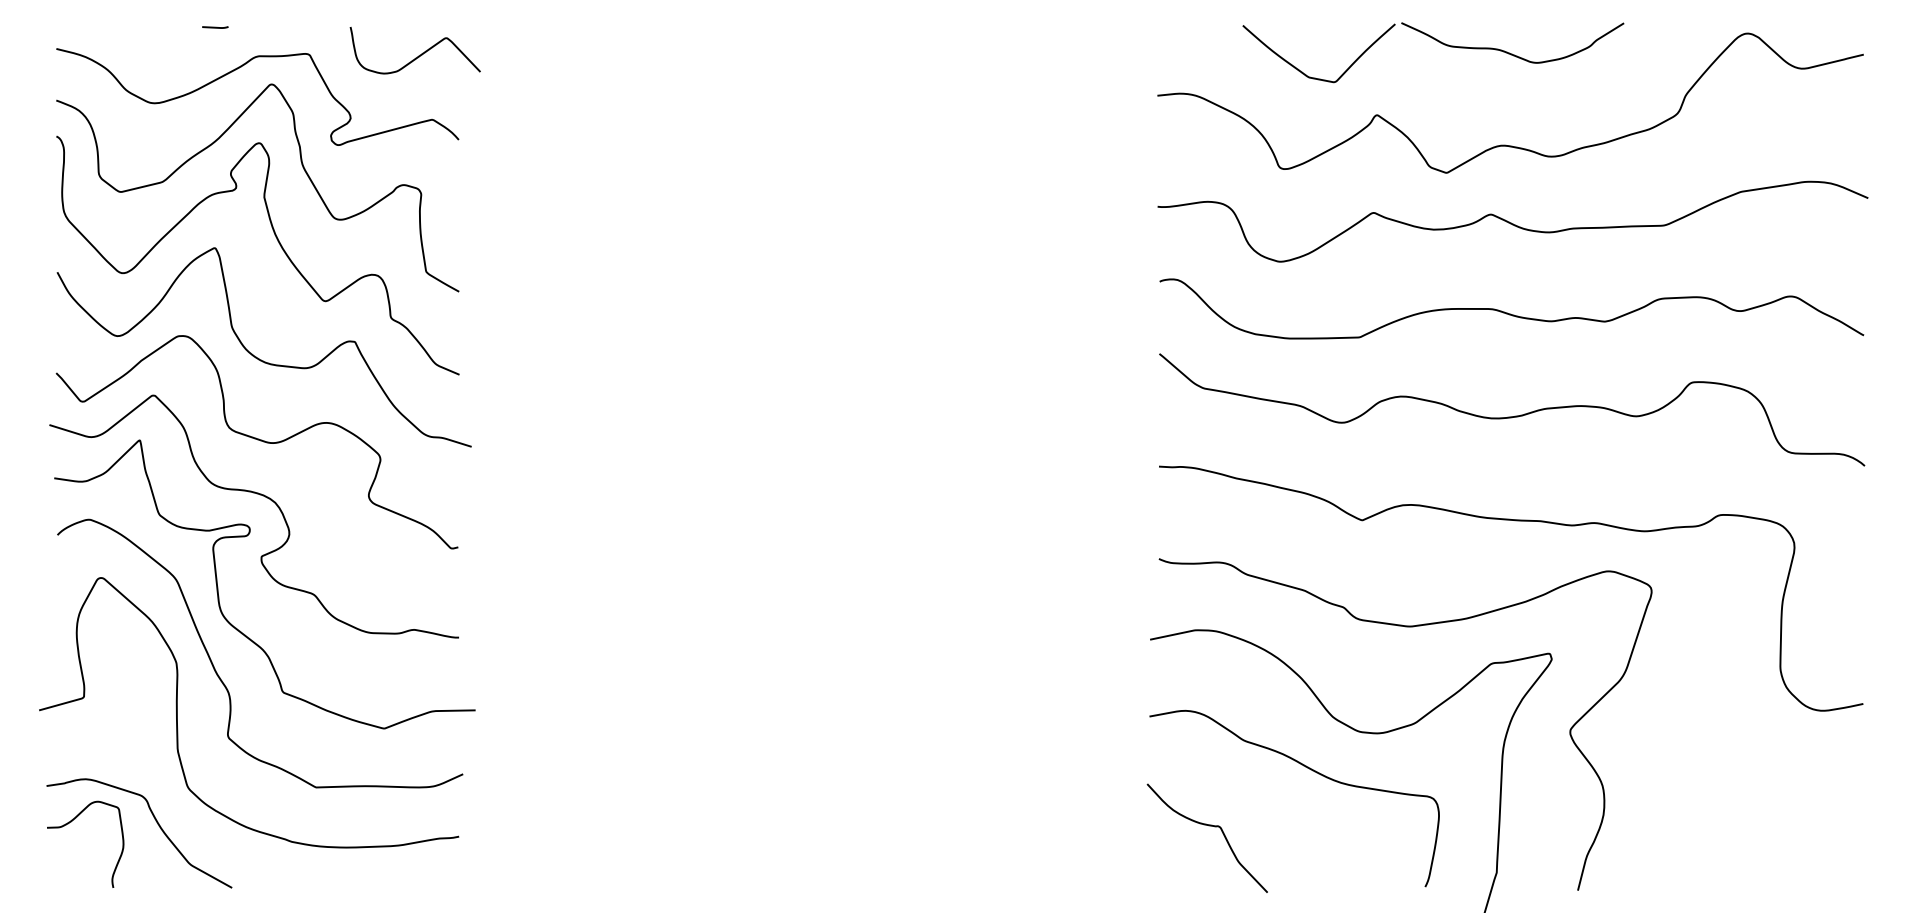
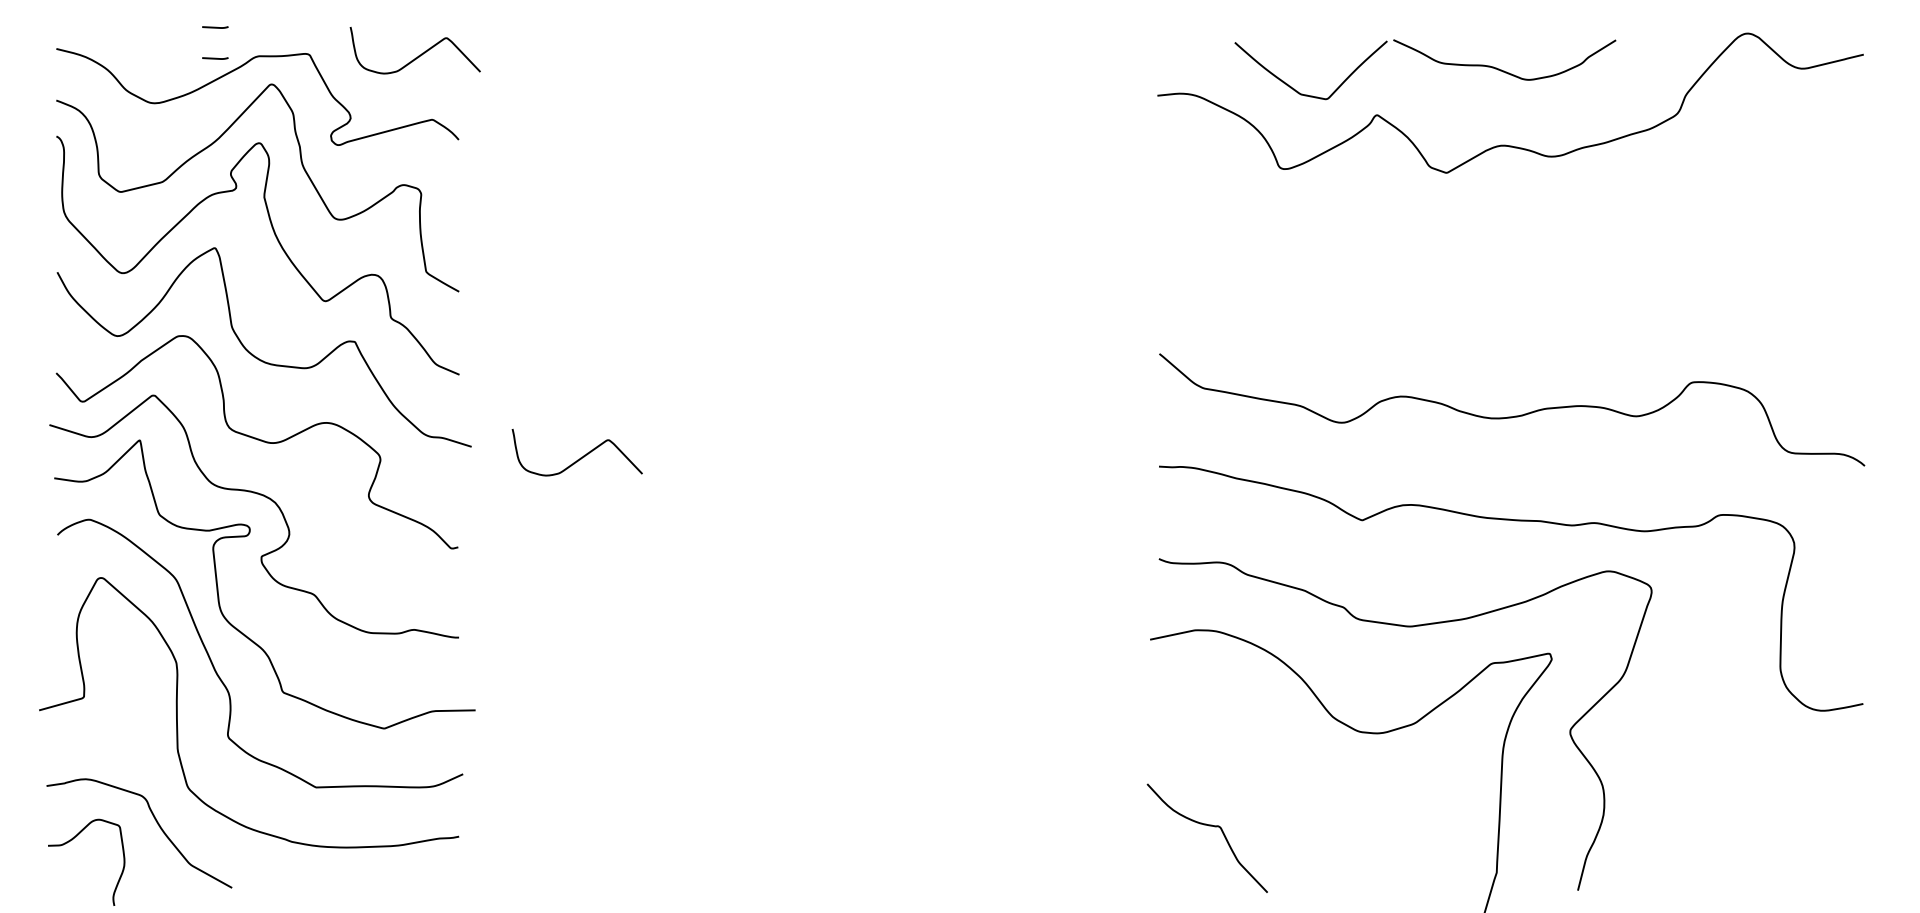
part position: (1438, 42) -> (1430, 59) (1430, 59)
line: none -> present (215, 58)
curve: present -> none (1511, 222)
curve: present -> none (1510, 313)
curve: none -> present (580, 457)
curve: present -> none (1312, 771)
curve position: (71, 822) -> (72, 840) (72, 840)
